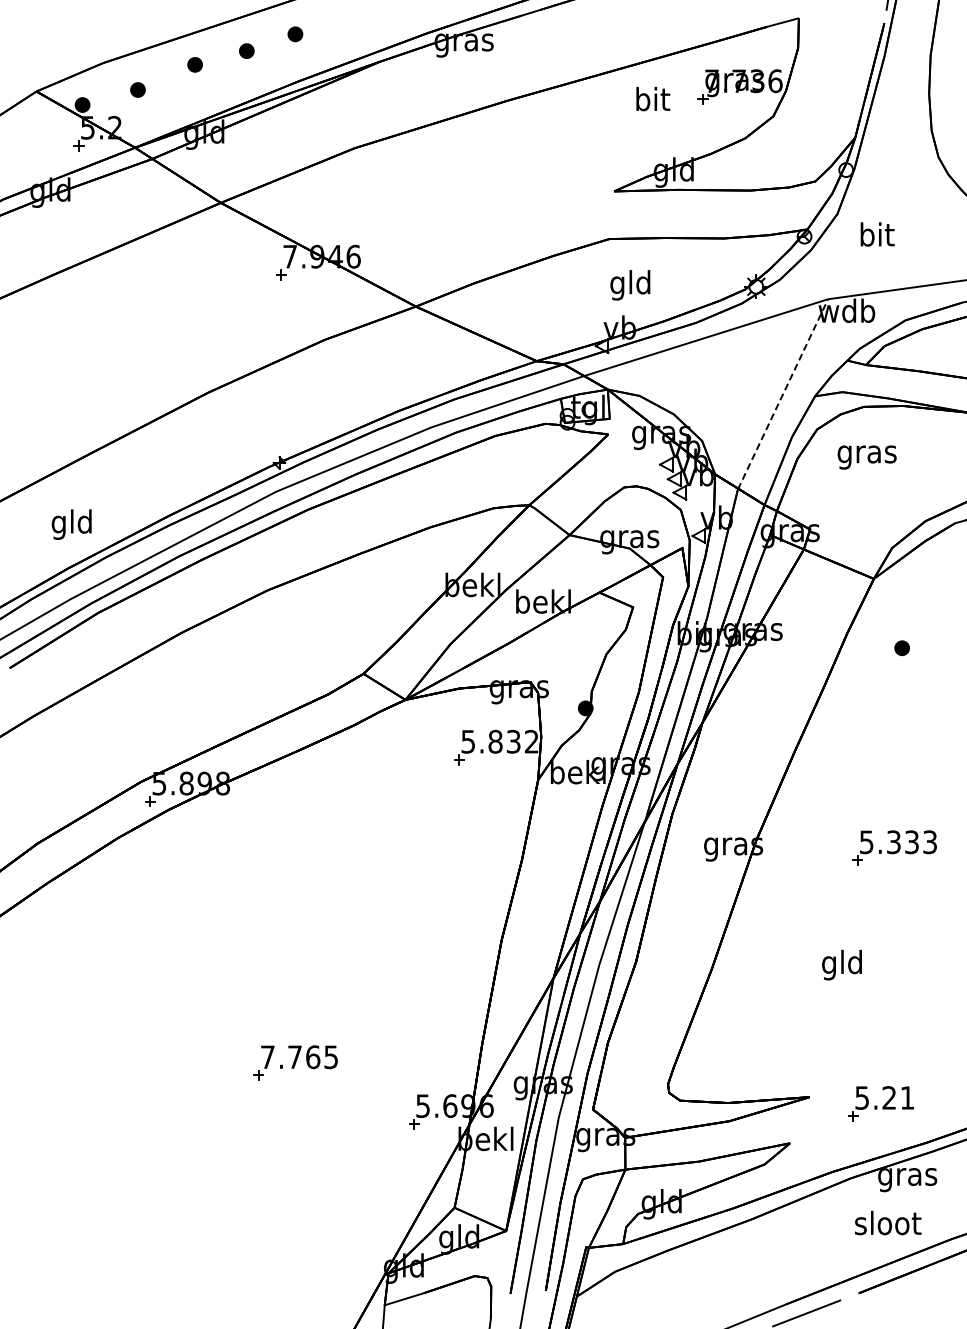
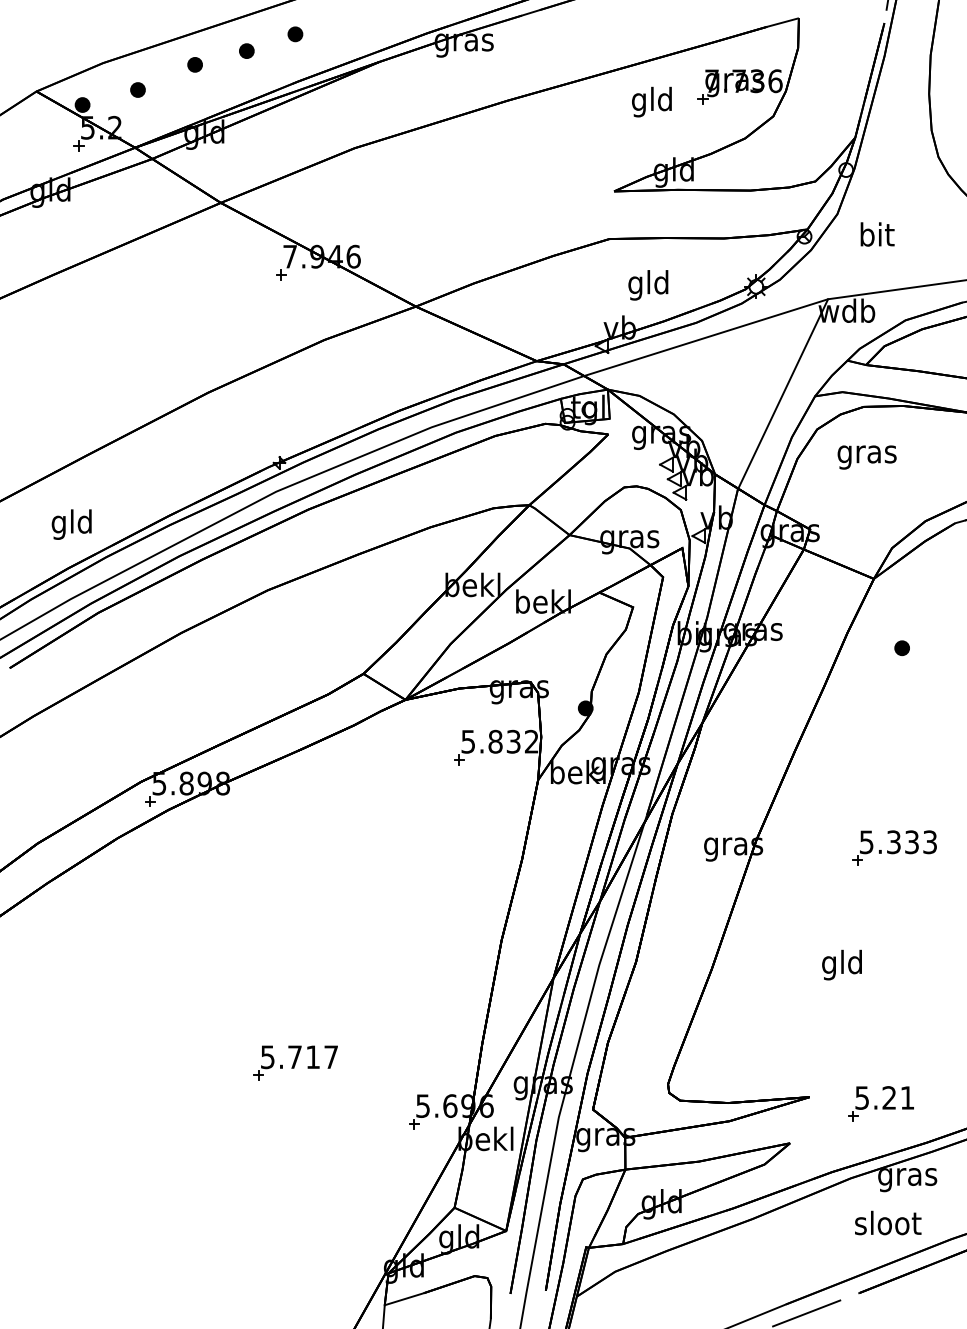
text: bit -> gld (651, 101)
text position: (630, 285) -> (648, 285) (648, 285)
line: dashed -> solid (783, 393)
text: 7.765 -> 5.717 (299, 1057)
